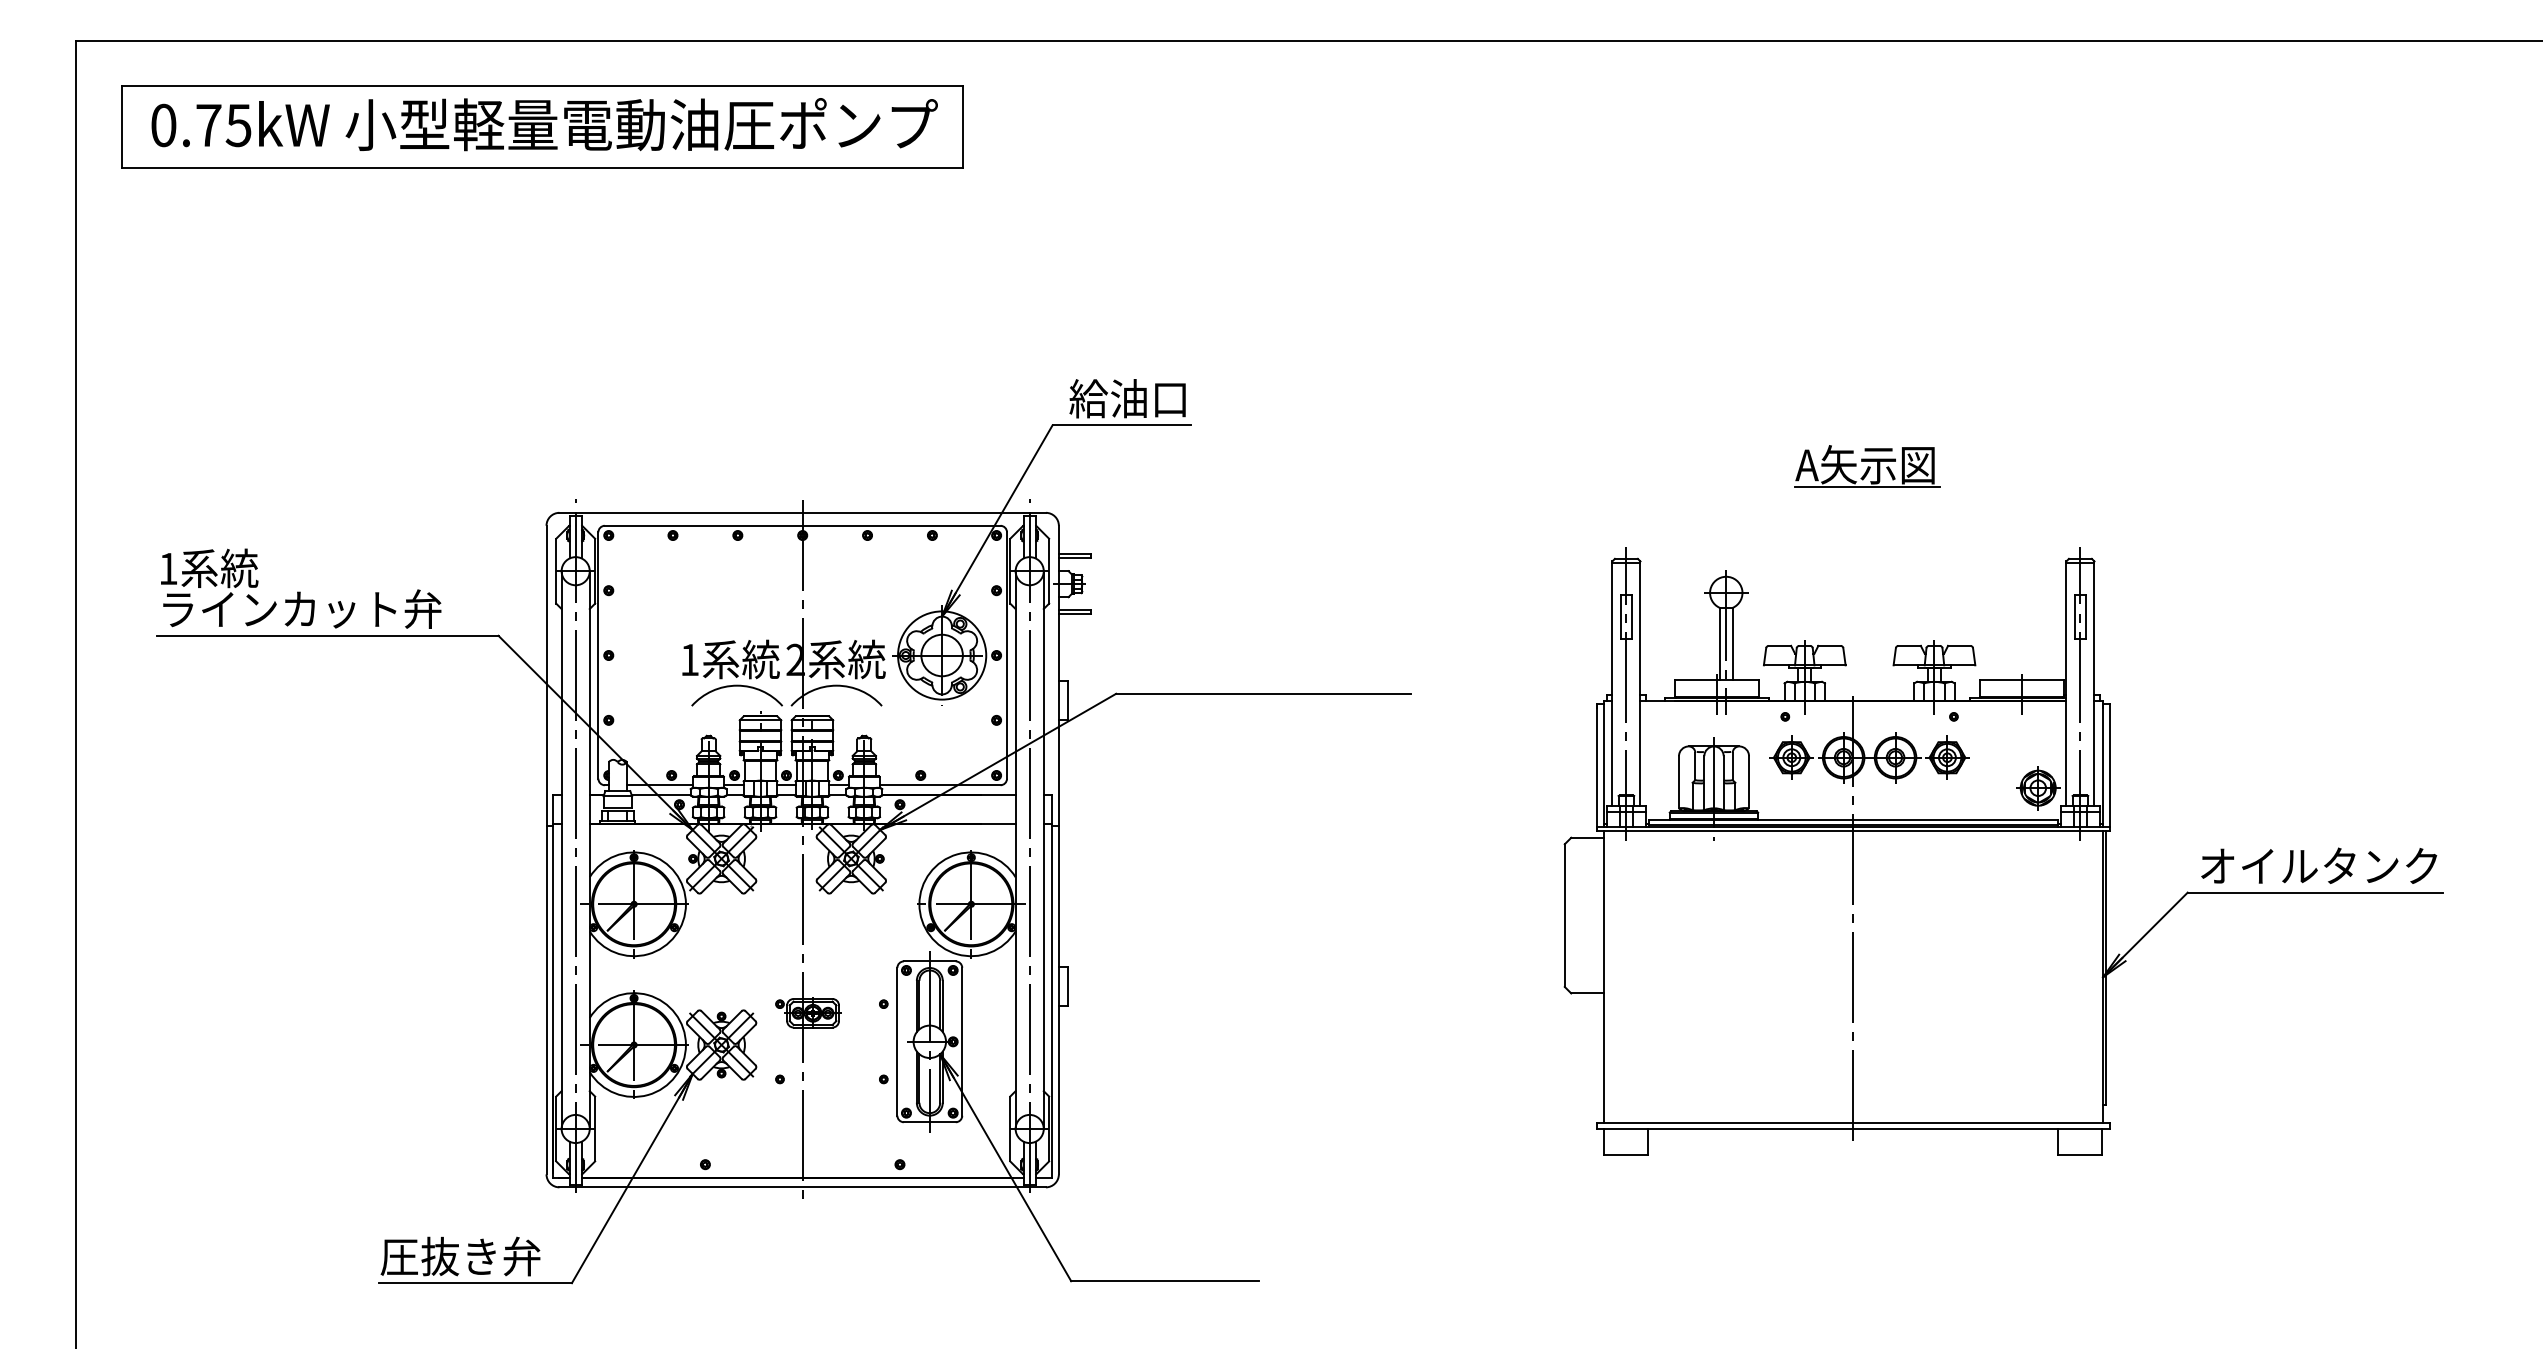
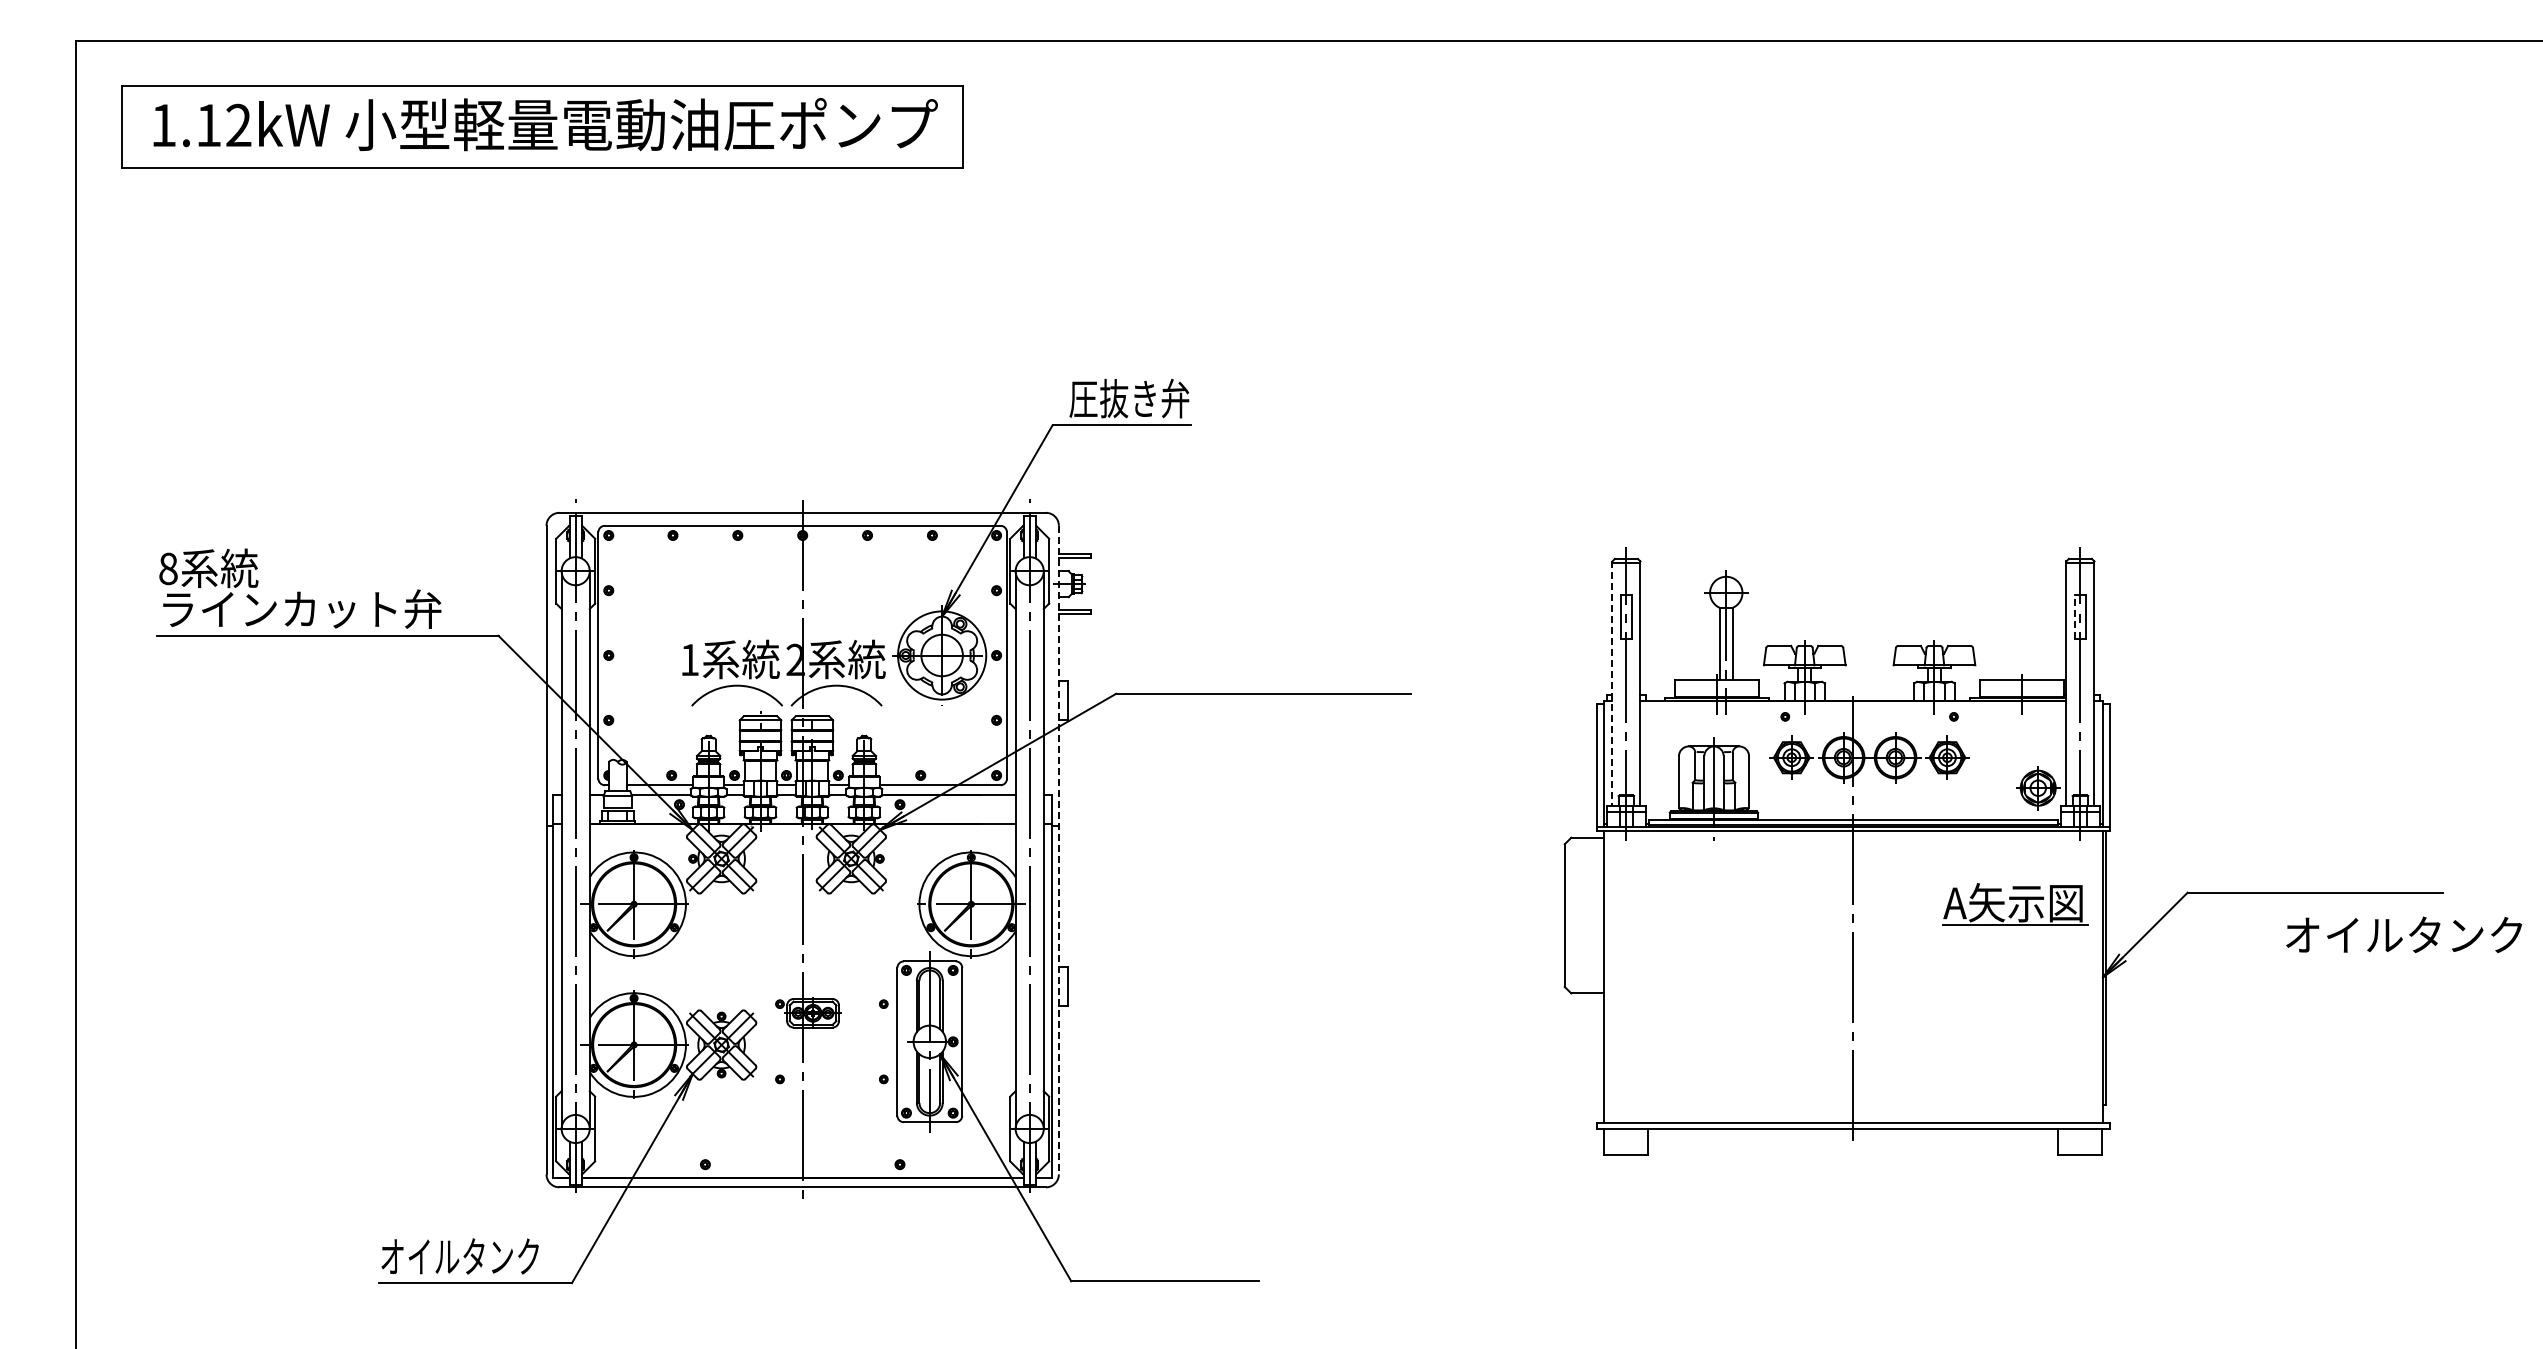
text: 0.75kW -> 1.12kW (201, 125)
text: 給油口 -> 圧抜き弁 (1129, 398)
part position: (1867, 466) -> (2015, 904) (2015, 904)
text: 1 -> 8 (168, 568)
line: solid -> dashed (2074, 616)
line: solid -> dashed (1612, 684)
line: solid -> dashed (1058, 850)
text position: (2319, 865) -> (2404, 934) (2404, 934)
text: 圧抜き弁 -> オイルタンク (460, 1256)
